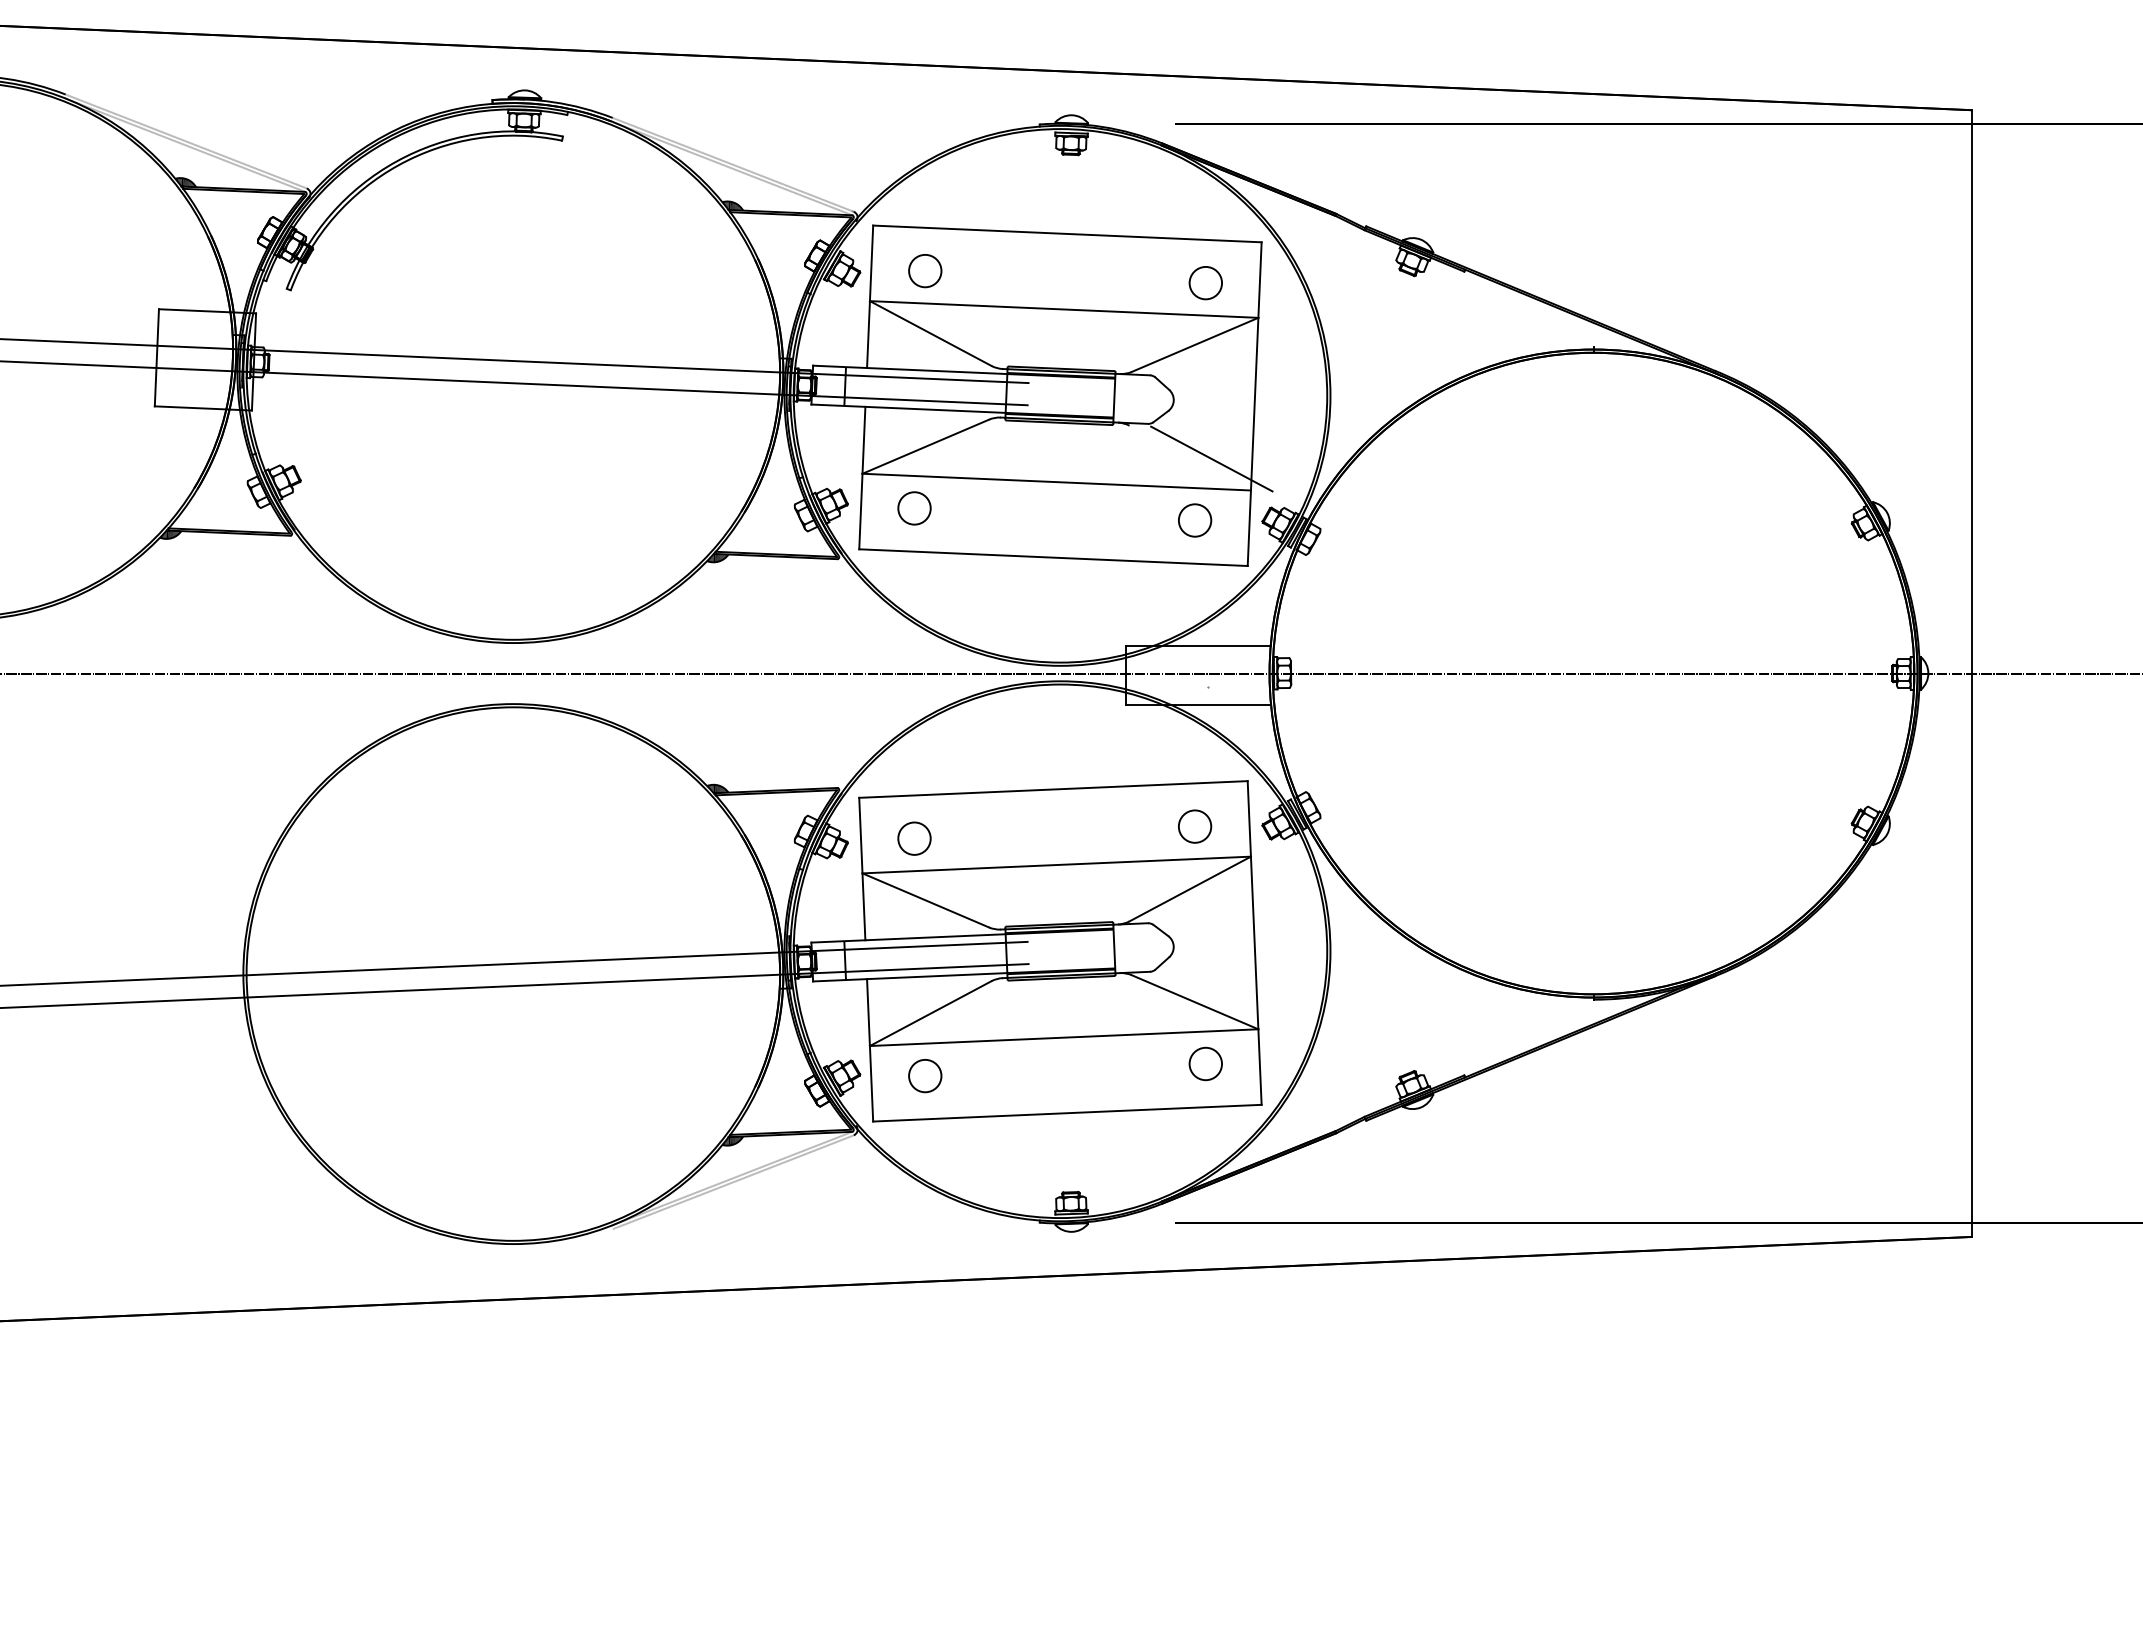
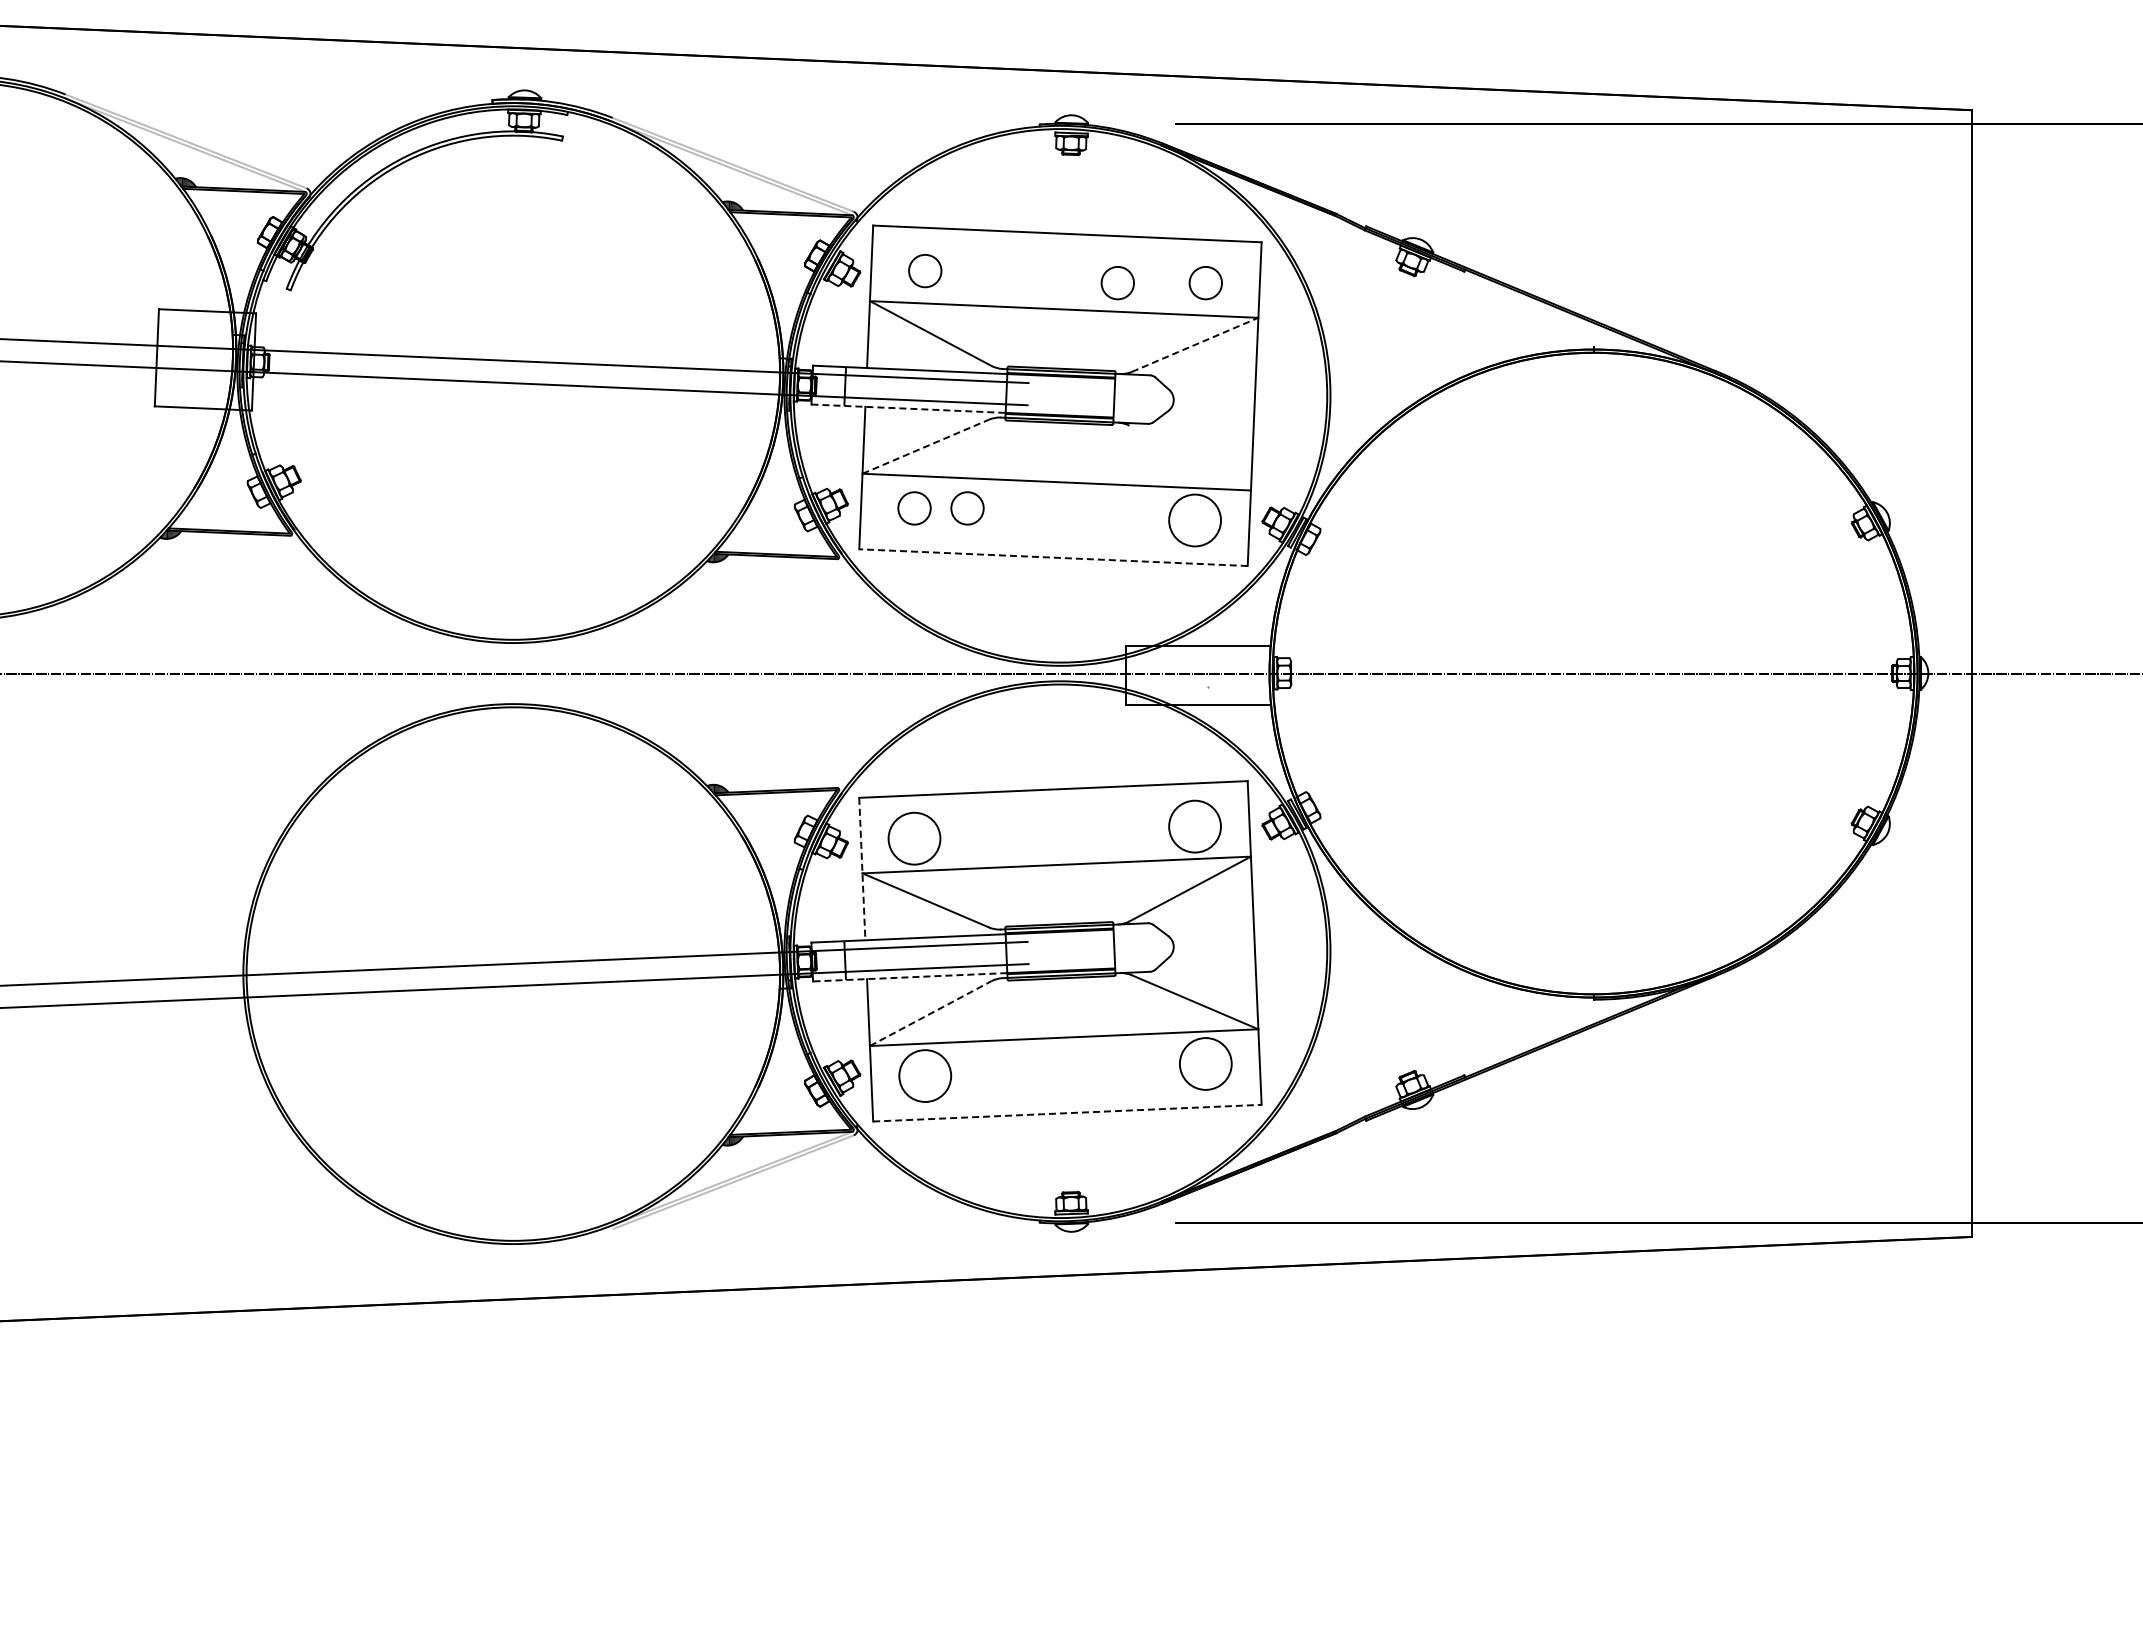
circle: none -> present (1117, 283)
line: solid -> dashed (1195, 344)
line: solid -> dashed (909, 408)
line: solid -> dashed (925, 446)
line: present -> none (1211, 458)
circle: none -> present (967, 508)
circle diameter: 32 px -> 52 px (1195, 520)
line: solid -> dashed (1052, 557)
circle diameter: 32 px -> 52 px (1194, 826)
circle diameter: 32 px -> 52 px (914, 838)
line: solid -> dashed (862, 869)
line: solid -> dashed (909, 977)
line: solid -> dashed (930, 1013)
circle diameter: 32 px -> 52 px (1205, 1063)
circle diameter: 32 px -> 52 px (925, 1075)
line: solid -> dashed (1067, 1113)
